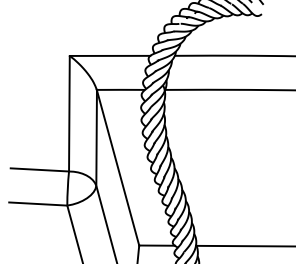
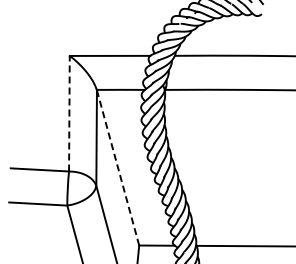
line: solid -> dashed (69, 114)
line: solid -> dashed (117, 167)
